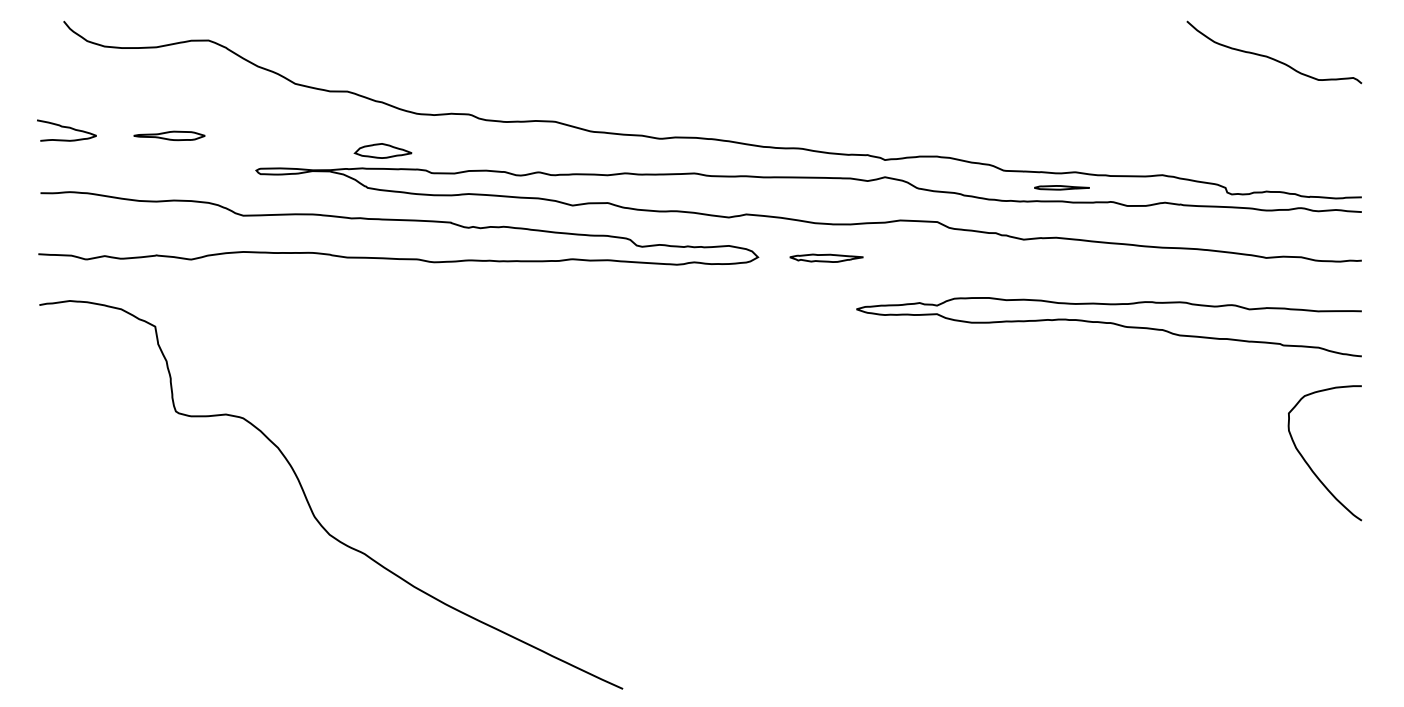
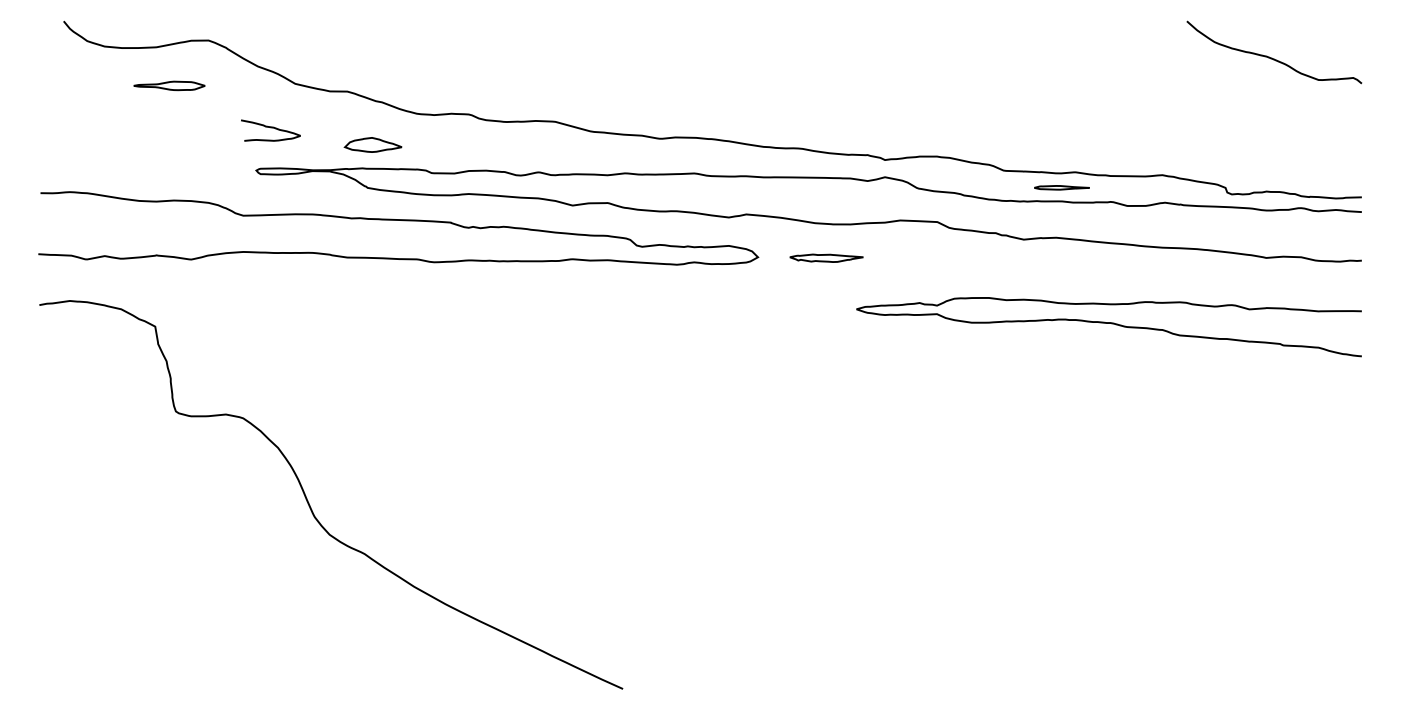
curve position: (66, 128) -> (270, 128) (270, 128)
part position: (169, 135) -> (169, 85) (169, 85)
part position: (382, 150) -> (372, 144) (372, 144)
curve: present -> none (1308, 463)
